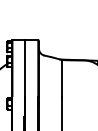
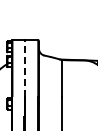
line: solid -> dashed (25, 68)
